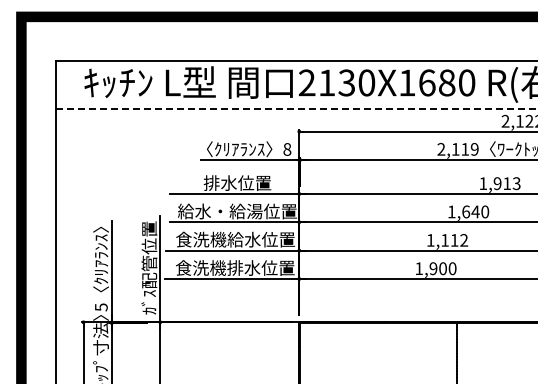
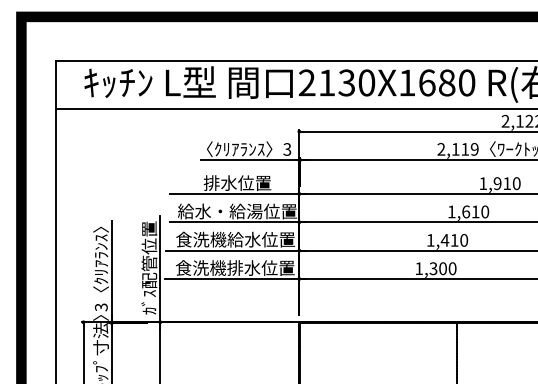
line: dashed -> solid (296, 108)
text: 8 -> 3 (287, 149)
text: 1,913 -> 1,910 (516, 183)
text: 1,640 -> 1,610 (475, 211)
text: 1,112 -> 1,410 (454, 240)
text: 1,900 -> 1,300 (433, 268)
text: 5 -> 3 (100, 306)
